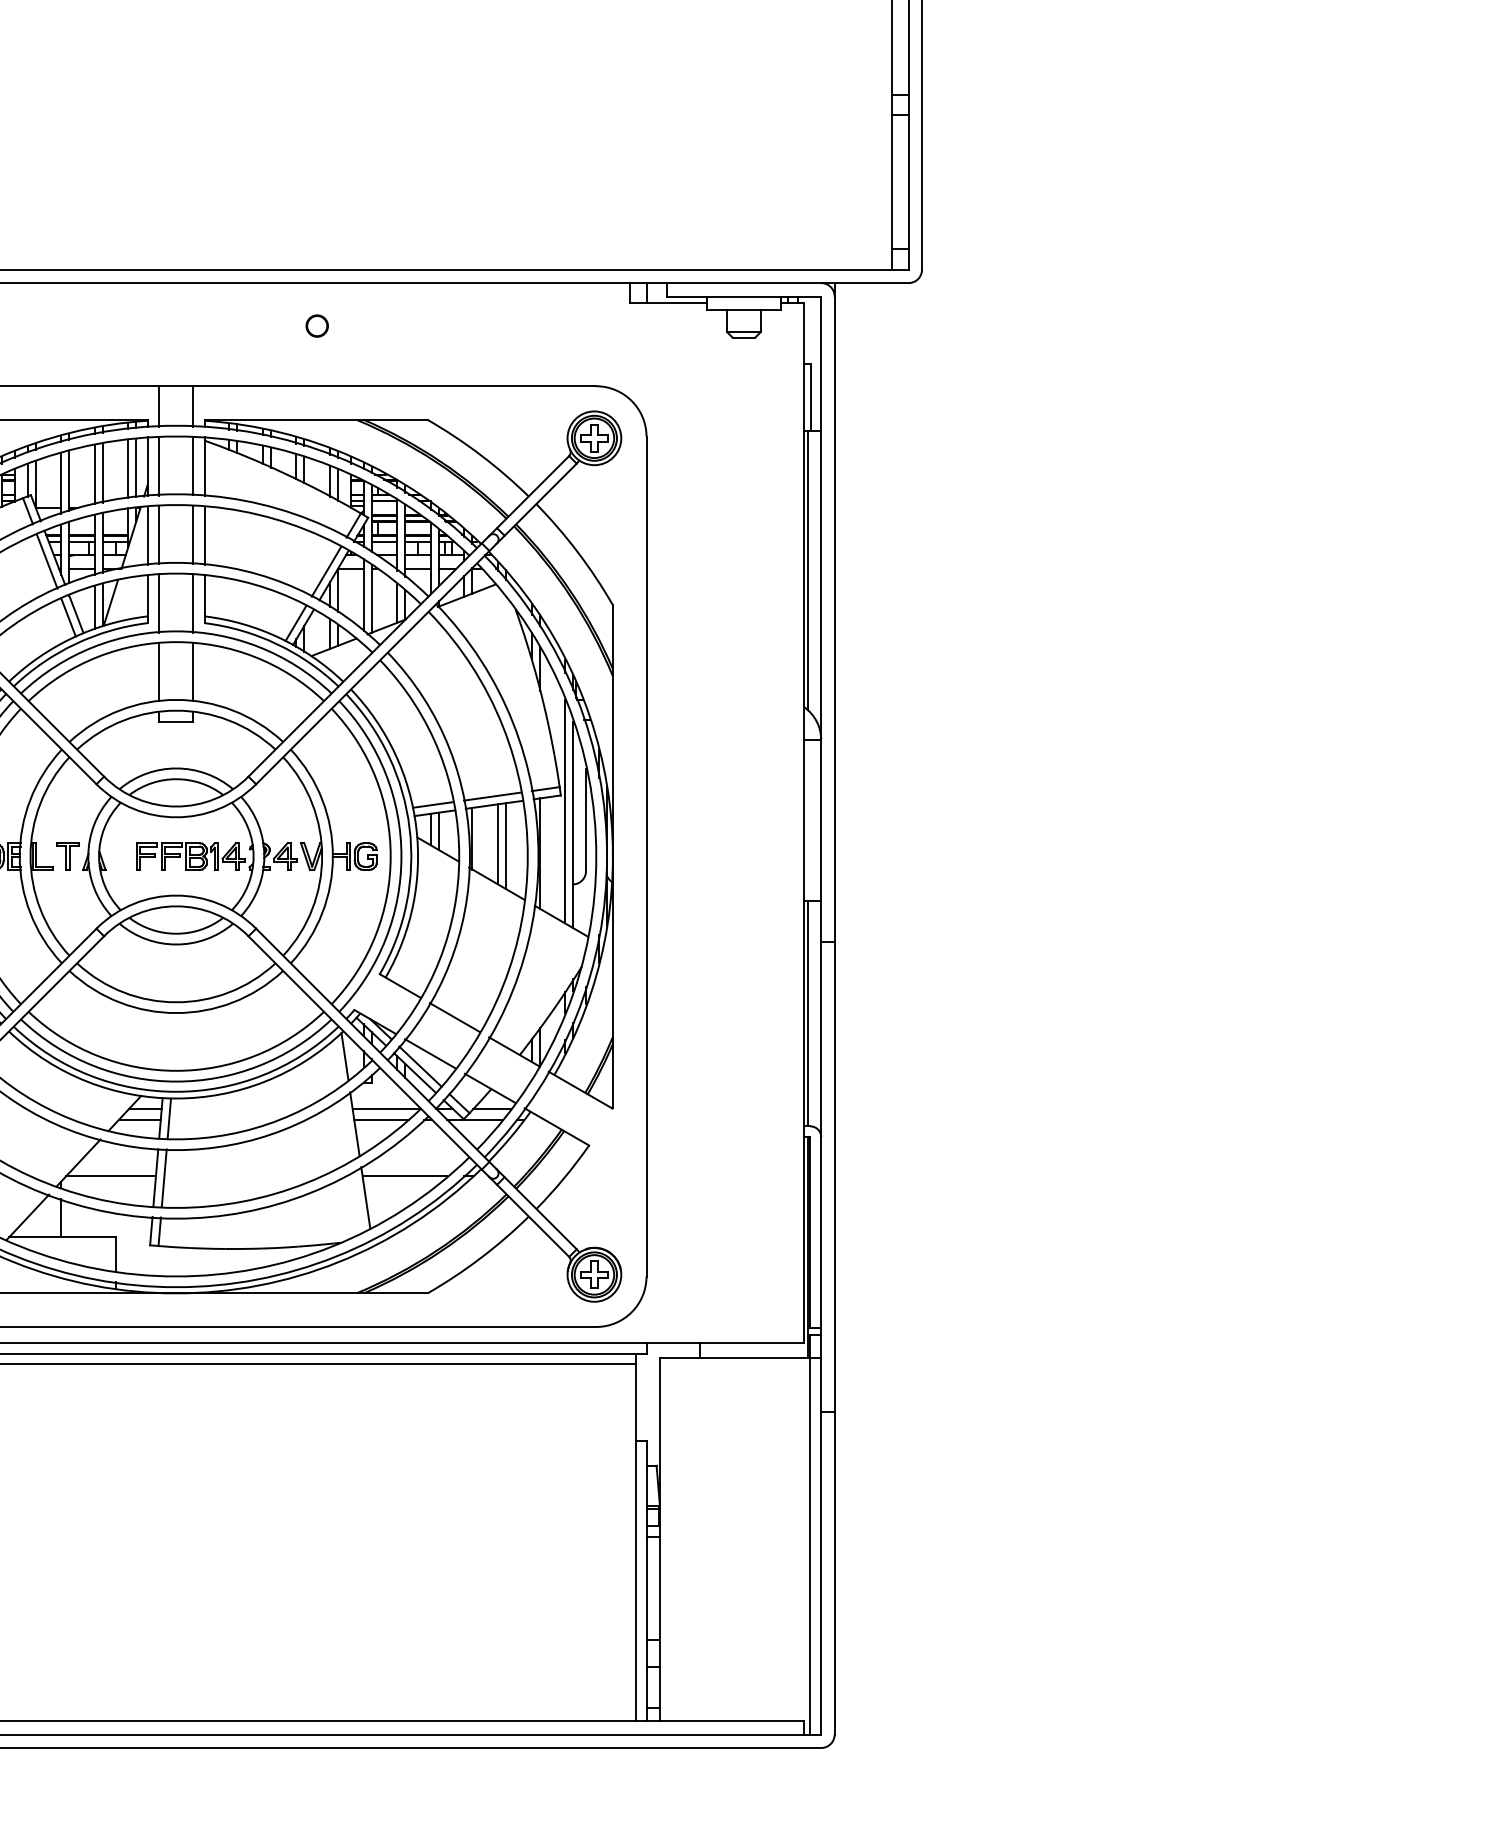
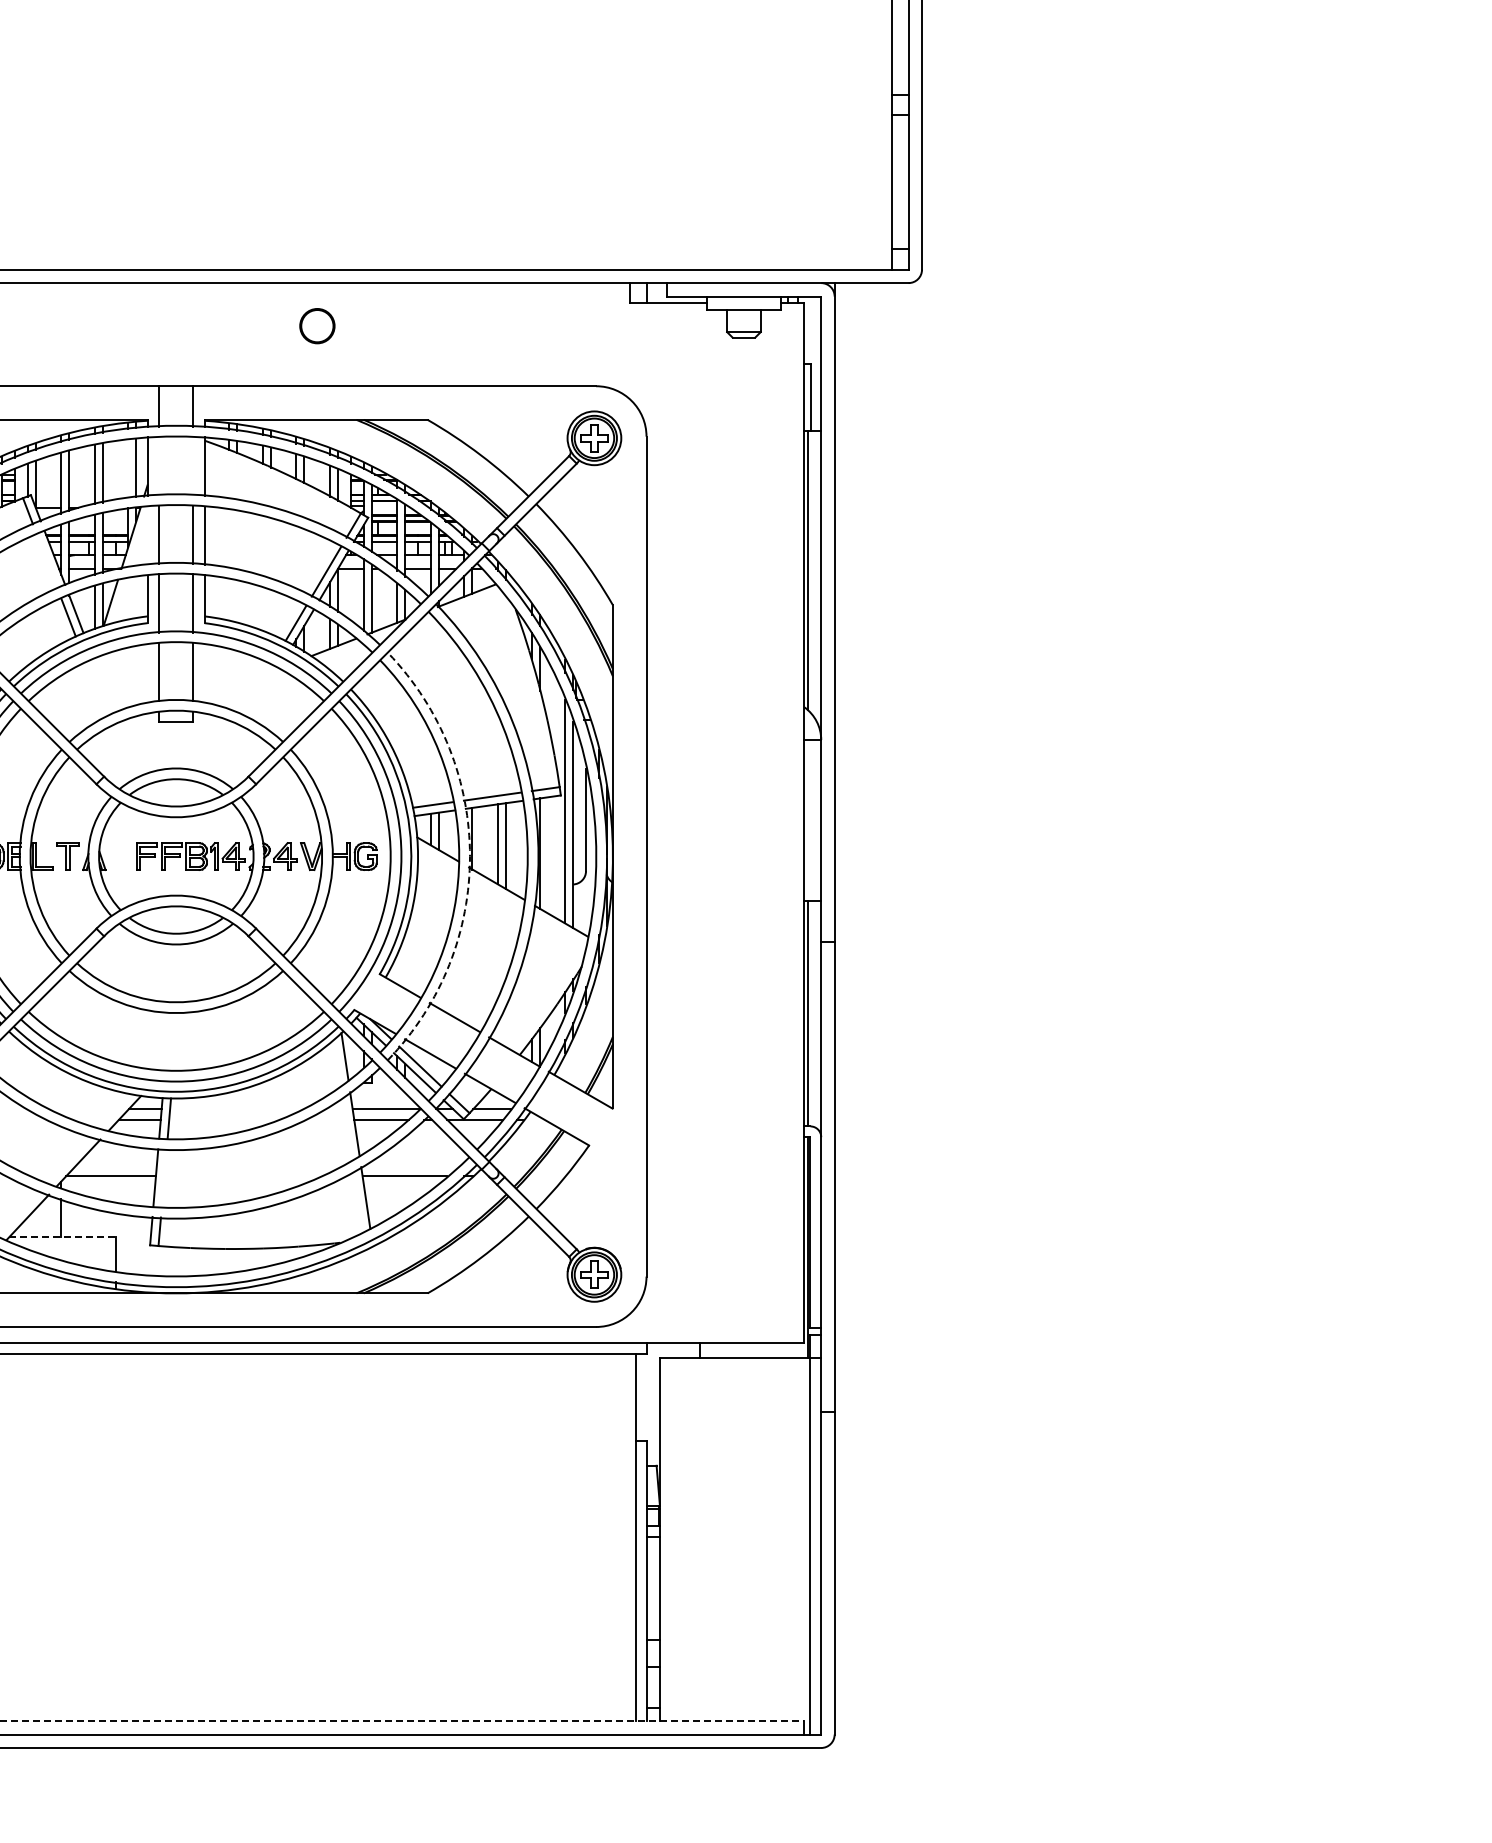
circle size: 24x24 px -> 37x37 px (317, 326)
line: present -> none (159, 466)
line: present -> none (192, 466)
line: present -> none (128, 468)
line: present -> none (147, 535)
line: present -> none (46, 561)
arc: solid -> dashed (469, 856)
line: present -> none (163, 1177)
line: solid -> dashed (62, 1237)
line: present -> none (318, 1364)
line: solid -> dashed (402, 1721)
